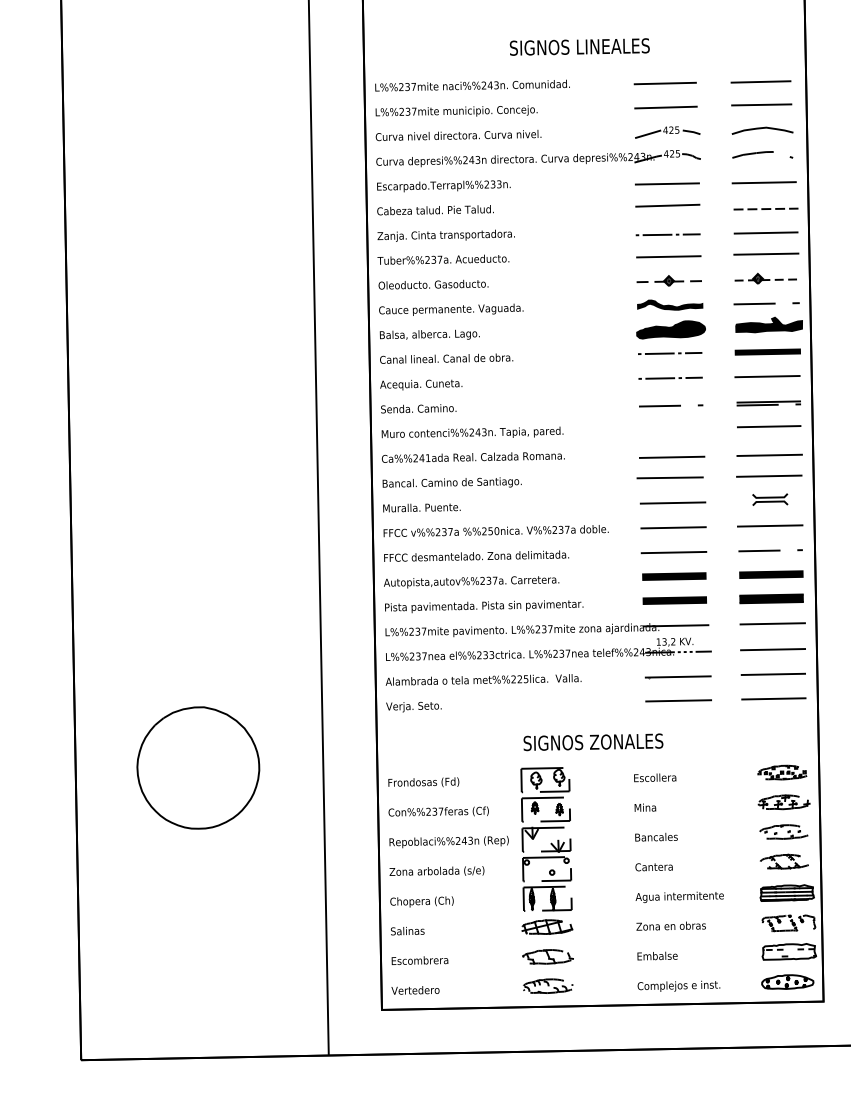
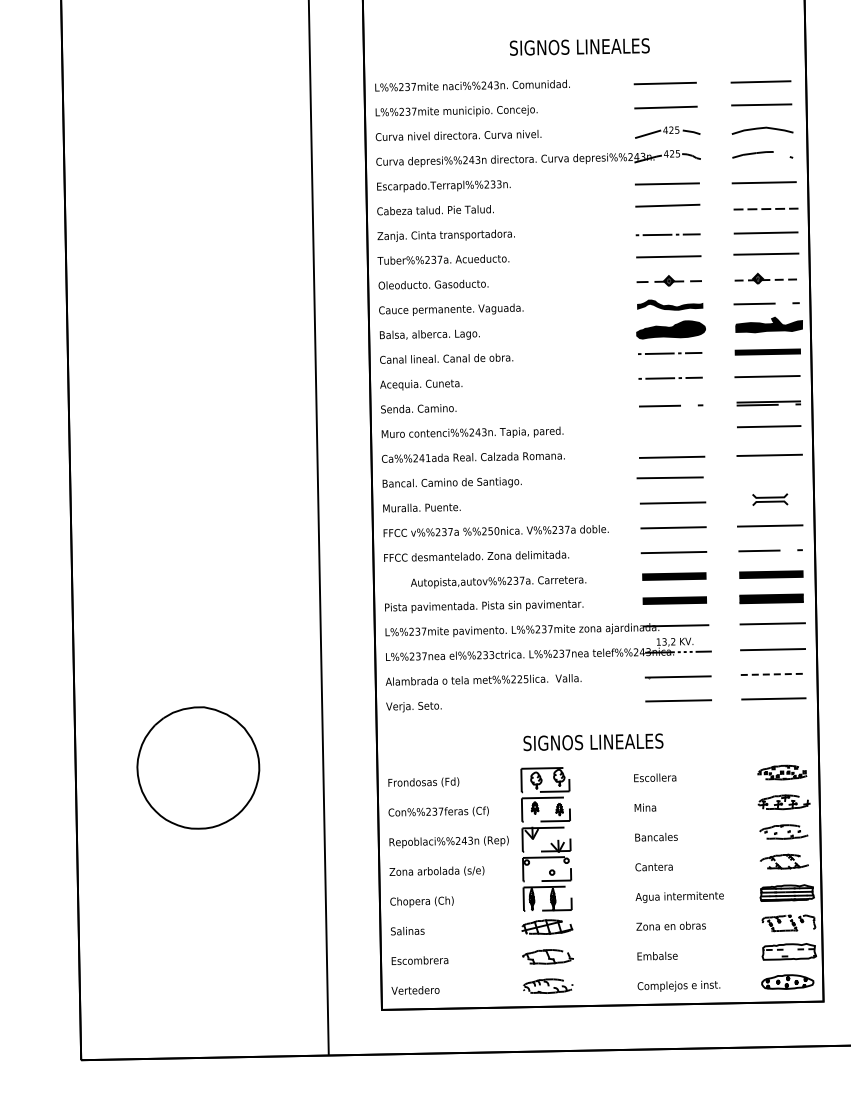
line: present -> none (769, 475)
text position: (471, 582) -> (498, 582) (498, 582)
line: solid -> dashed (773, 674)
text: SIGNOS ZONALES -> SIGNOS LINEALES (606, 741)
